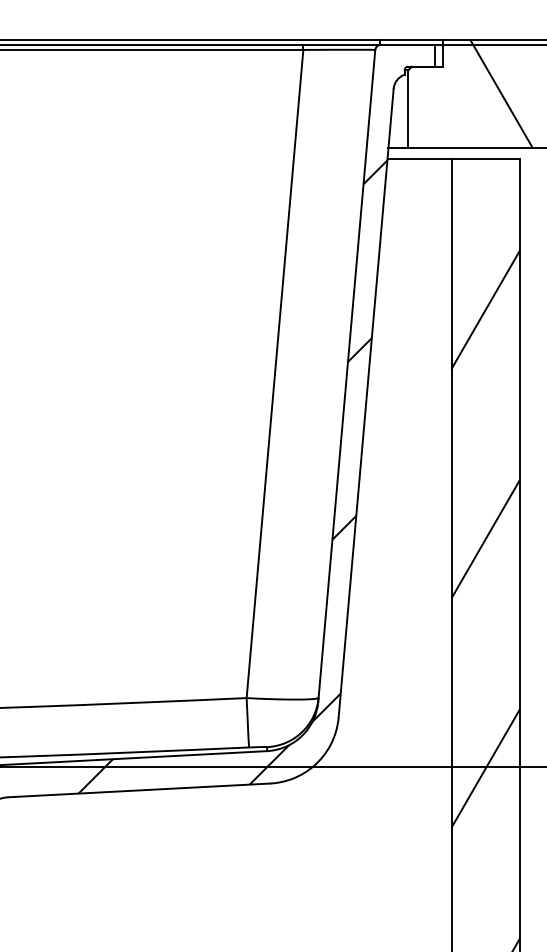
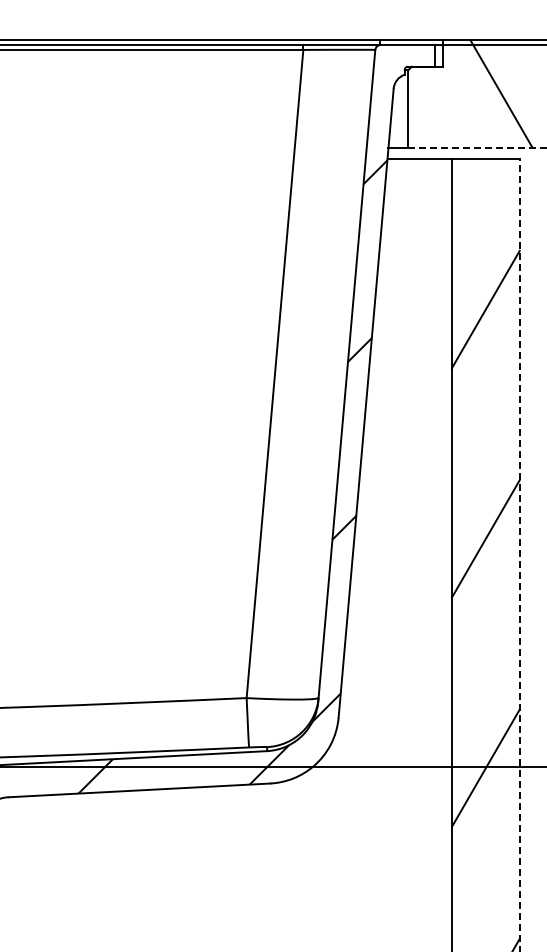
line: solid -> dashed (477, 147)
line: solid -> dashed (520, 554)
